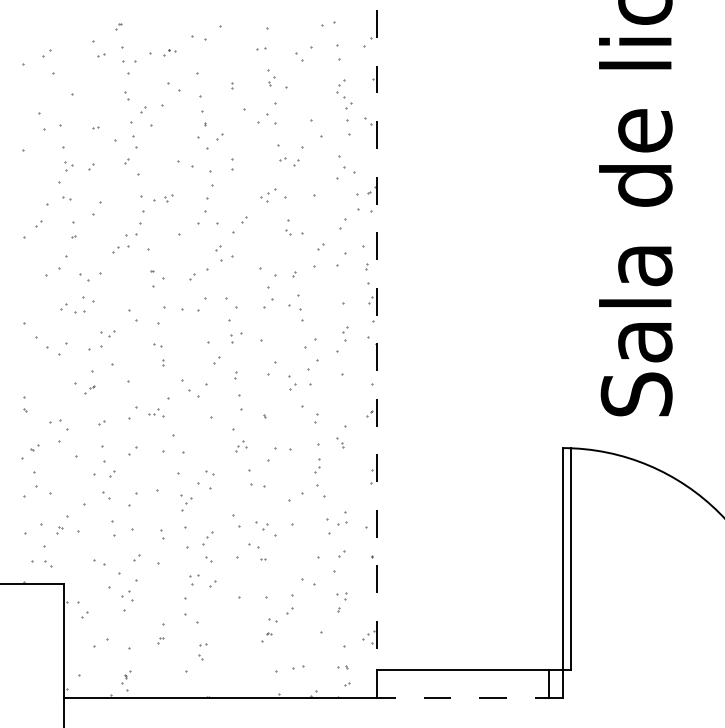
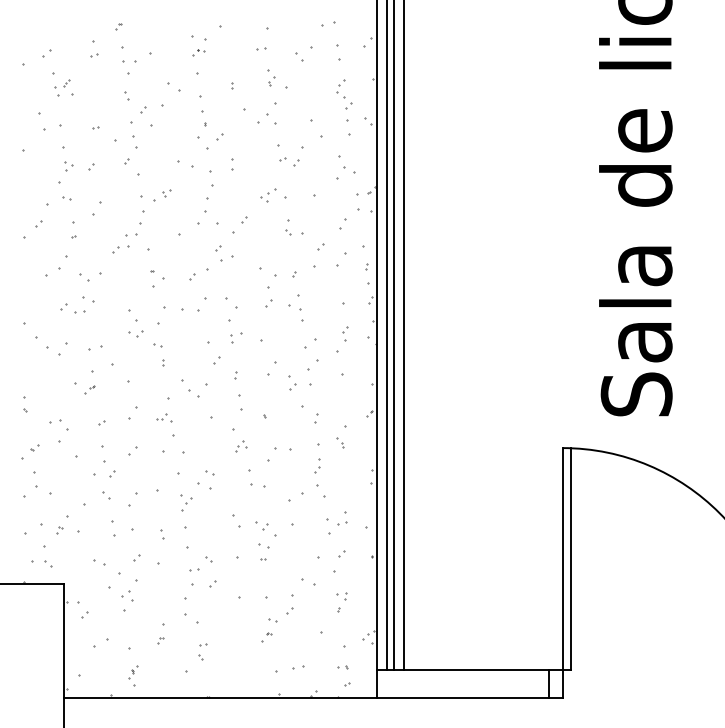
part position: (169, 52) -> (198, 52) (198, 52)
part position: (101, 55) -> (94, 55) (94, 55)
part: none -> present (62, 87)
part position: (168, 198) -> (166, 193) (166, 193)
part size: 11x11 px -> 8x9 px (268, 303)
part position: (107, 333) -> (135, 333) (135, 333)
line: dashed -> solid (376, 335)
line: none -> present (386, 336)
line: none -> present (393, 336)
line: none -> present (404, 336)
part position: (156, 412) -> (164, 417) (164, 417)
part: present -> none (207, 538)
part position: (253, 545) -> (263, 545) (263, 545)
part position: (194, 575) -> (194, 569) (194, 569)
part position: (126, 680) -> (133, 675) (133, 675)
line: dashed -> solid (469, 697)
